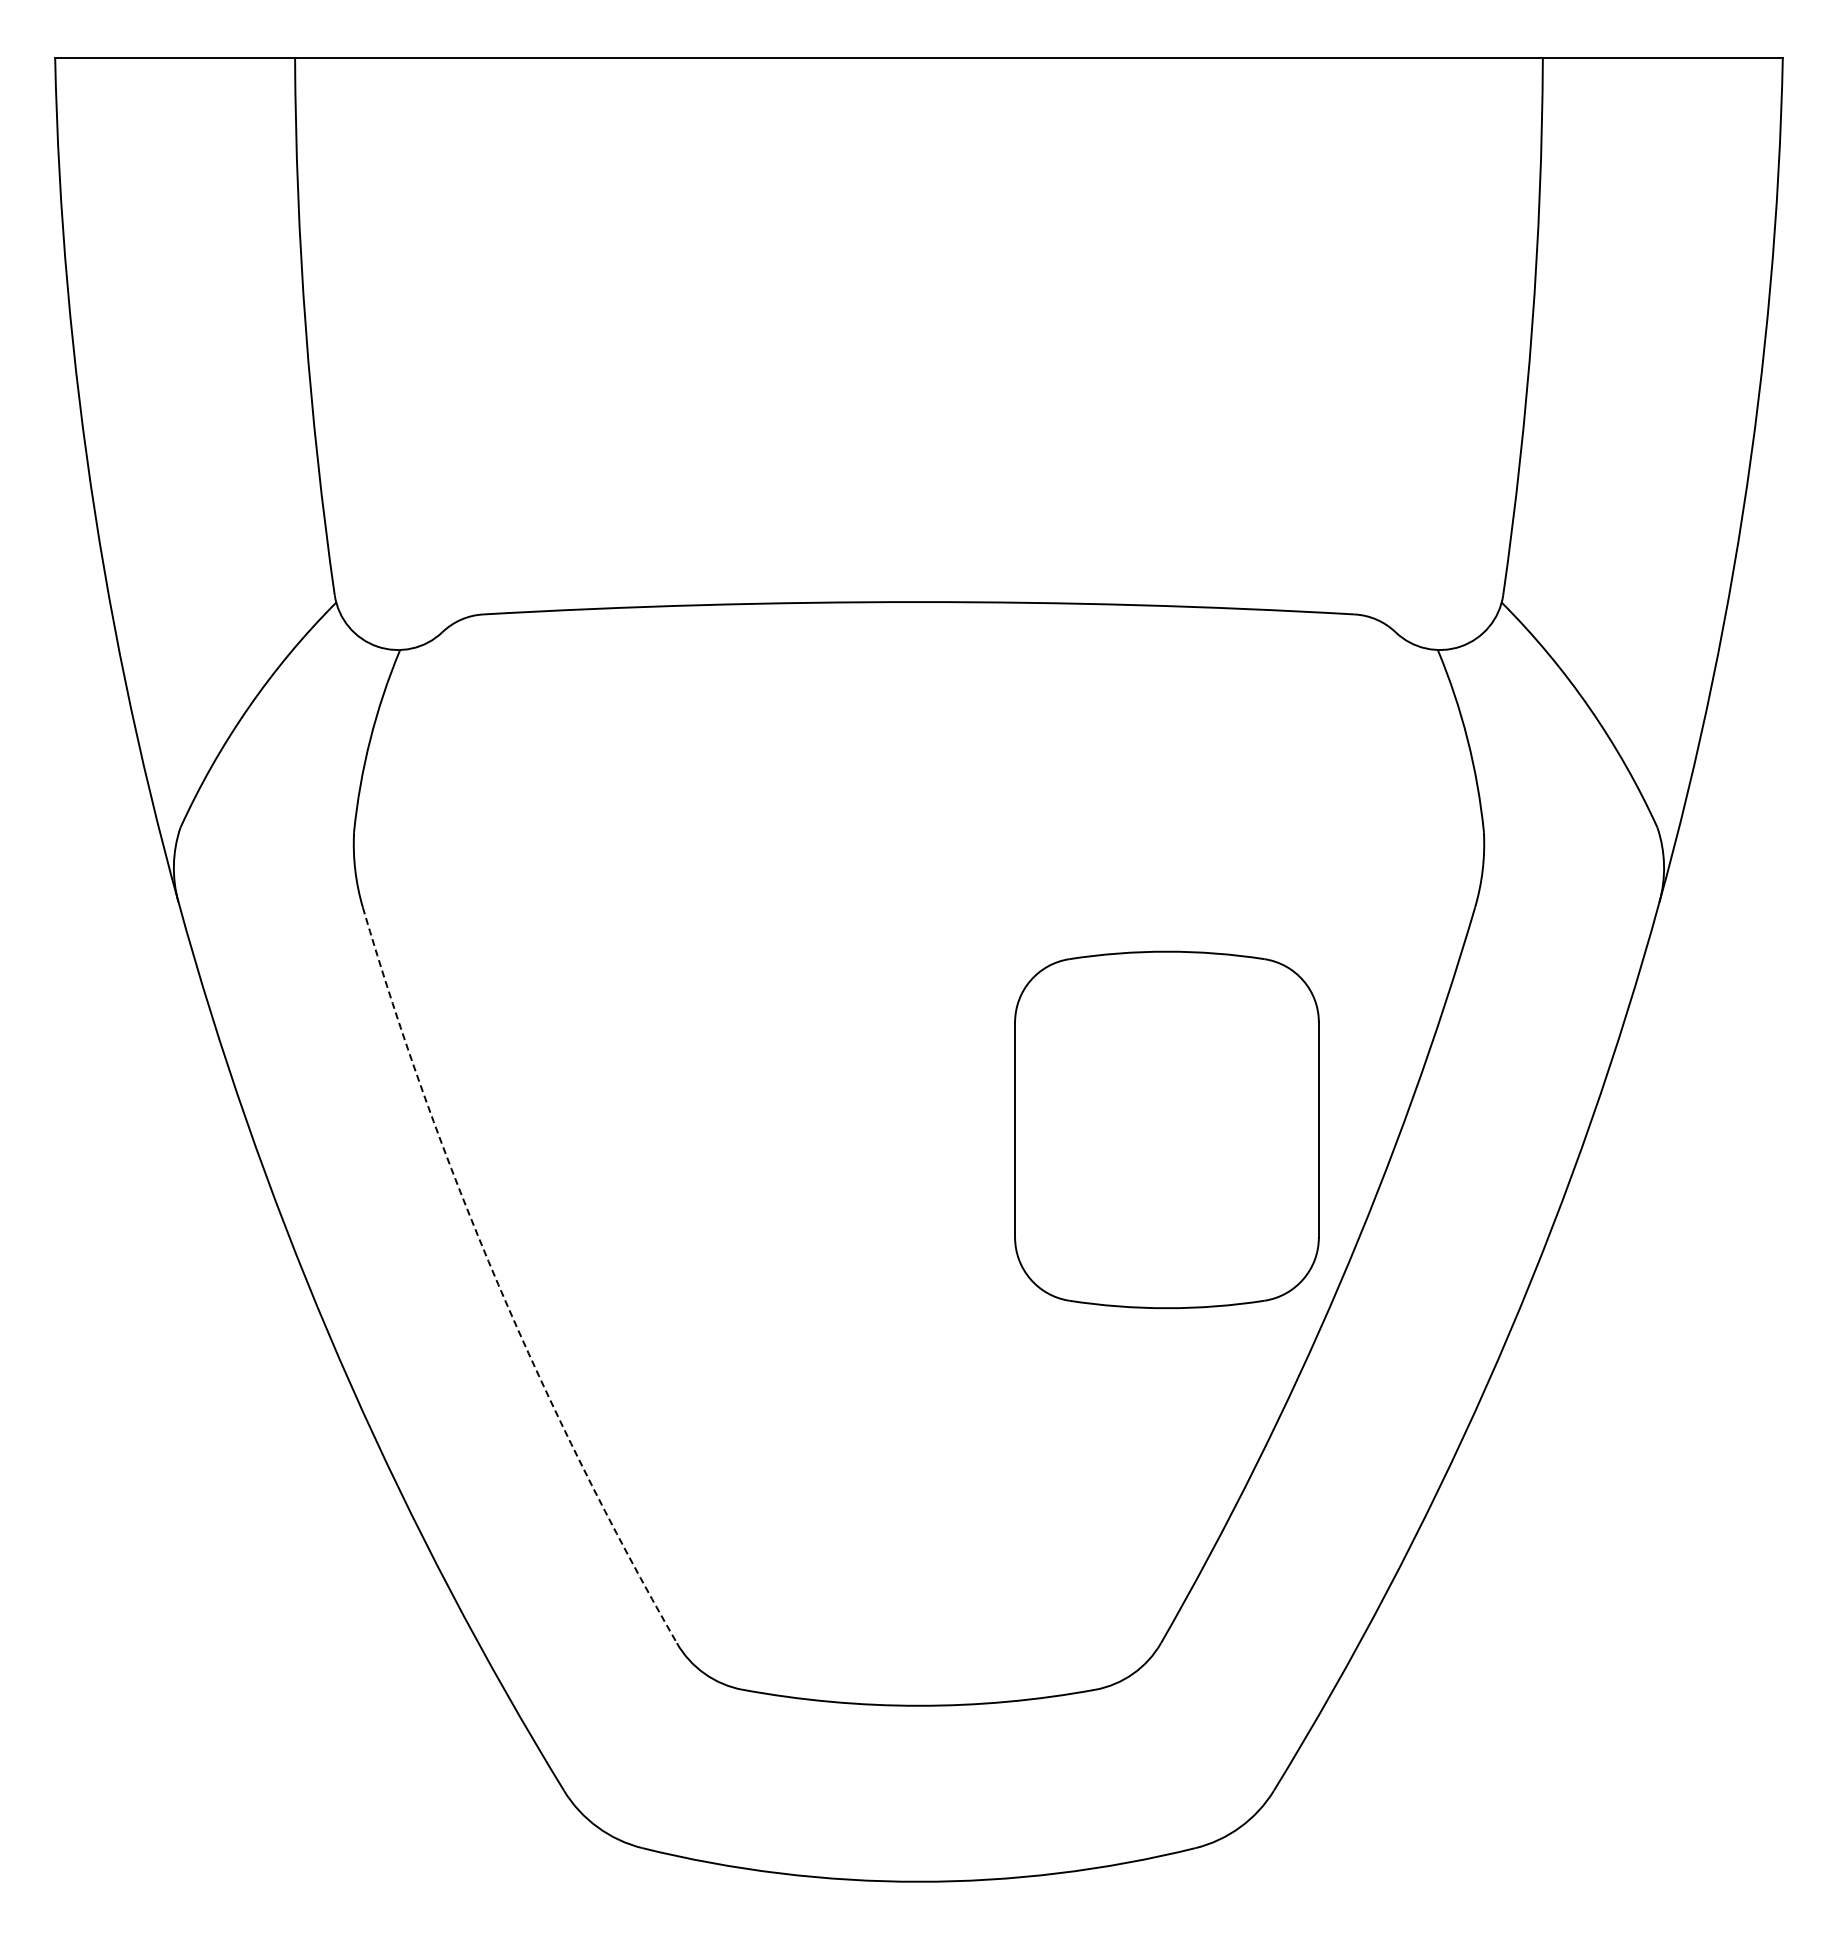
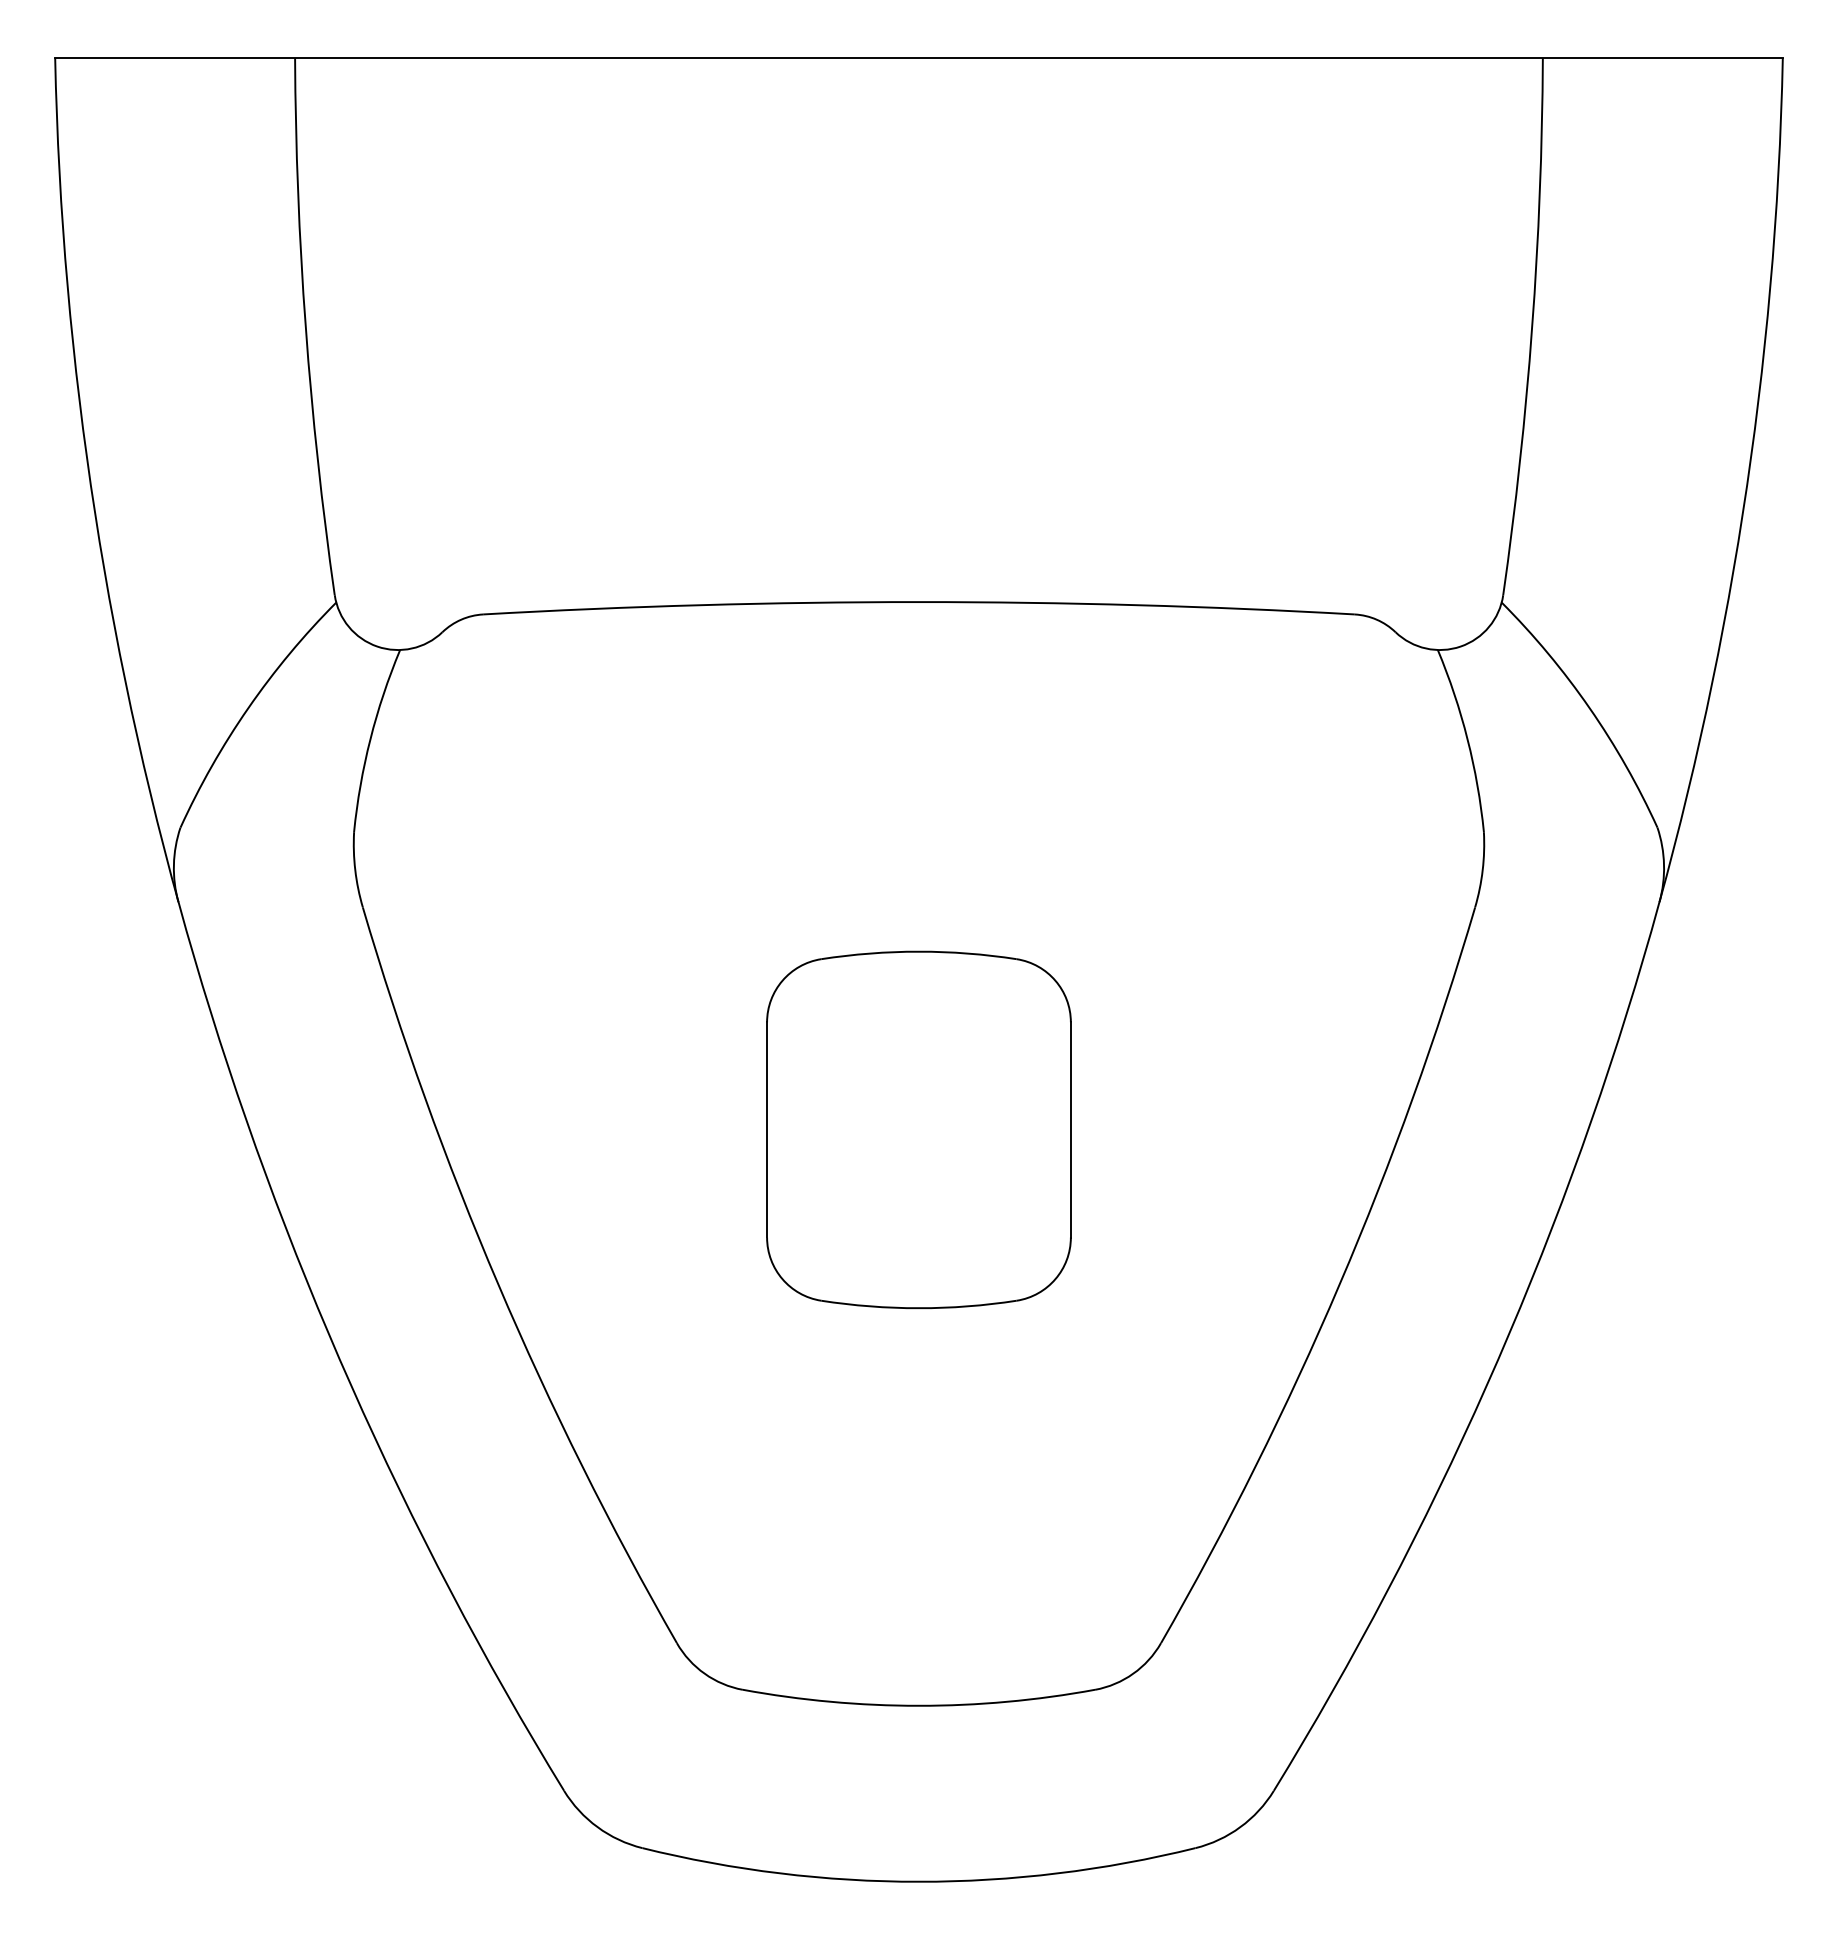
part position: (1166, 1129) -> (918, 1129) (918, 1129)
arc: dashed -> solid (498, 1284)
